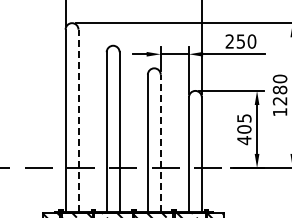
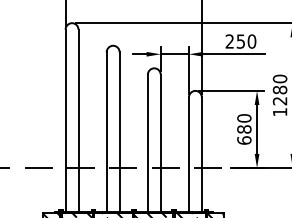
line: dashed -> solid (78, 120)
text: 405 -> 680 (244, 129)
line: dashed -> solid (160, 143)
